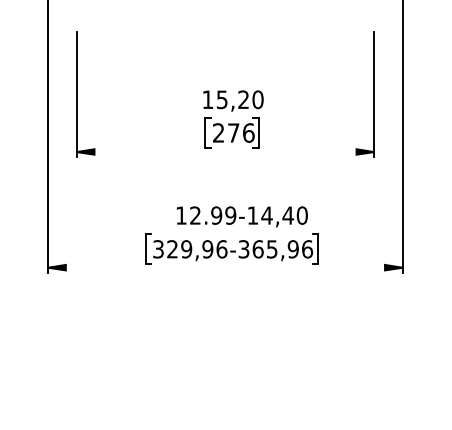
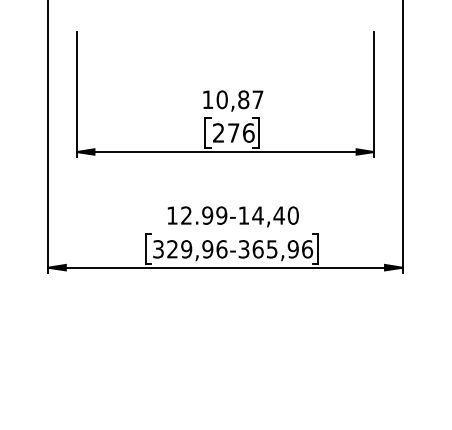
text: 15,20 -> 10,87 (239, 99)
line: none -> present (225, 152)
text position: (241, 216) -> (232, 216) (232, 216)
line: none -> present (225, 267)
